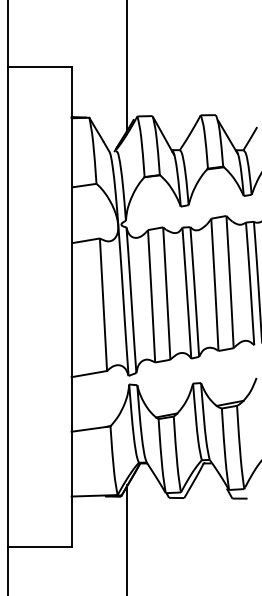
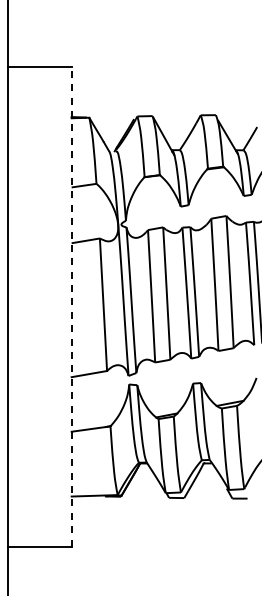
line: present -> none (127, 66)
line: solid -> dashed (71, 306)
line: present -> none (127, 538)
